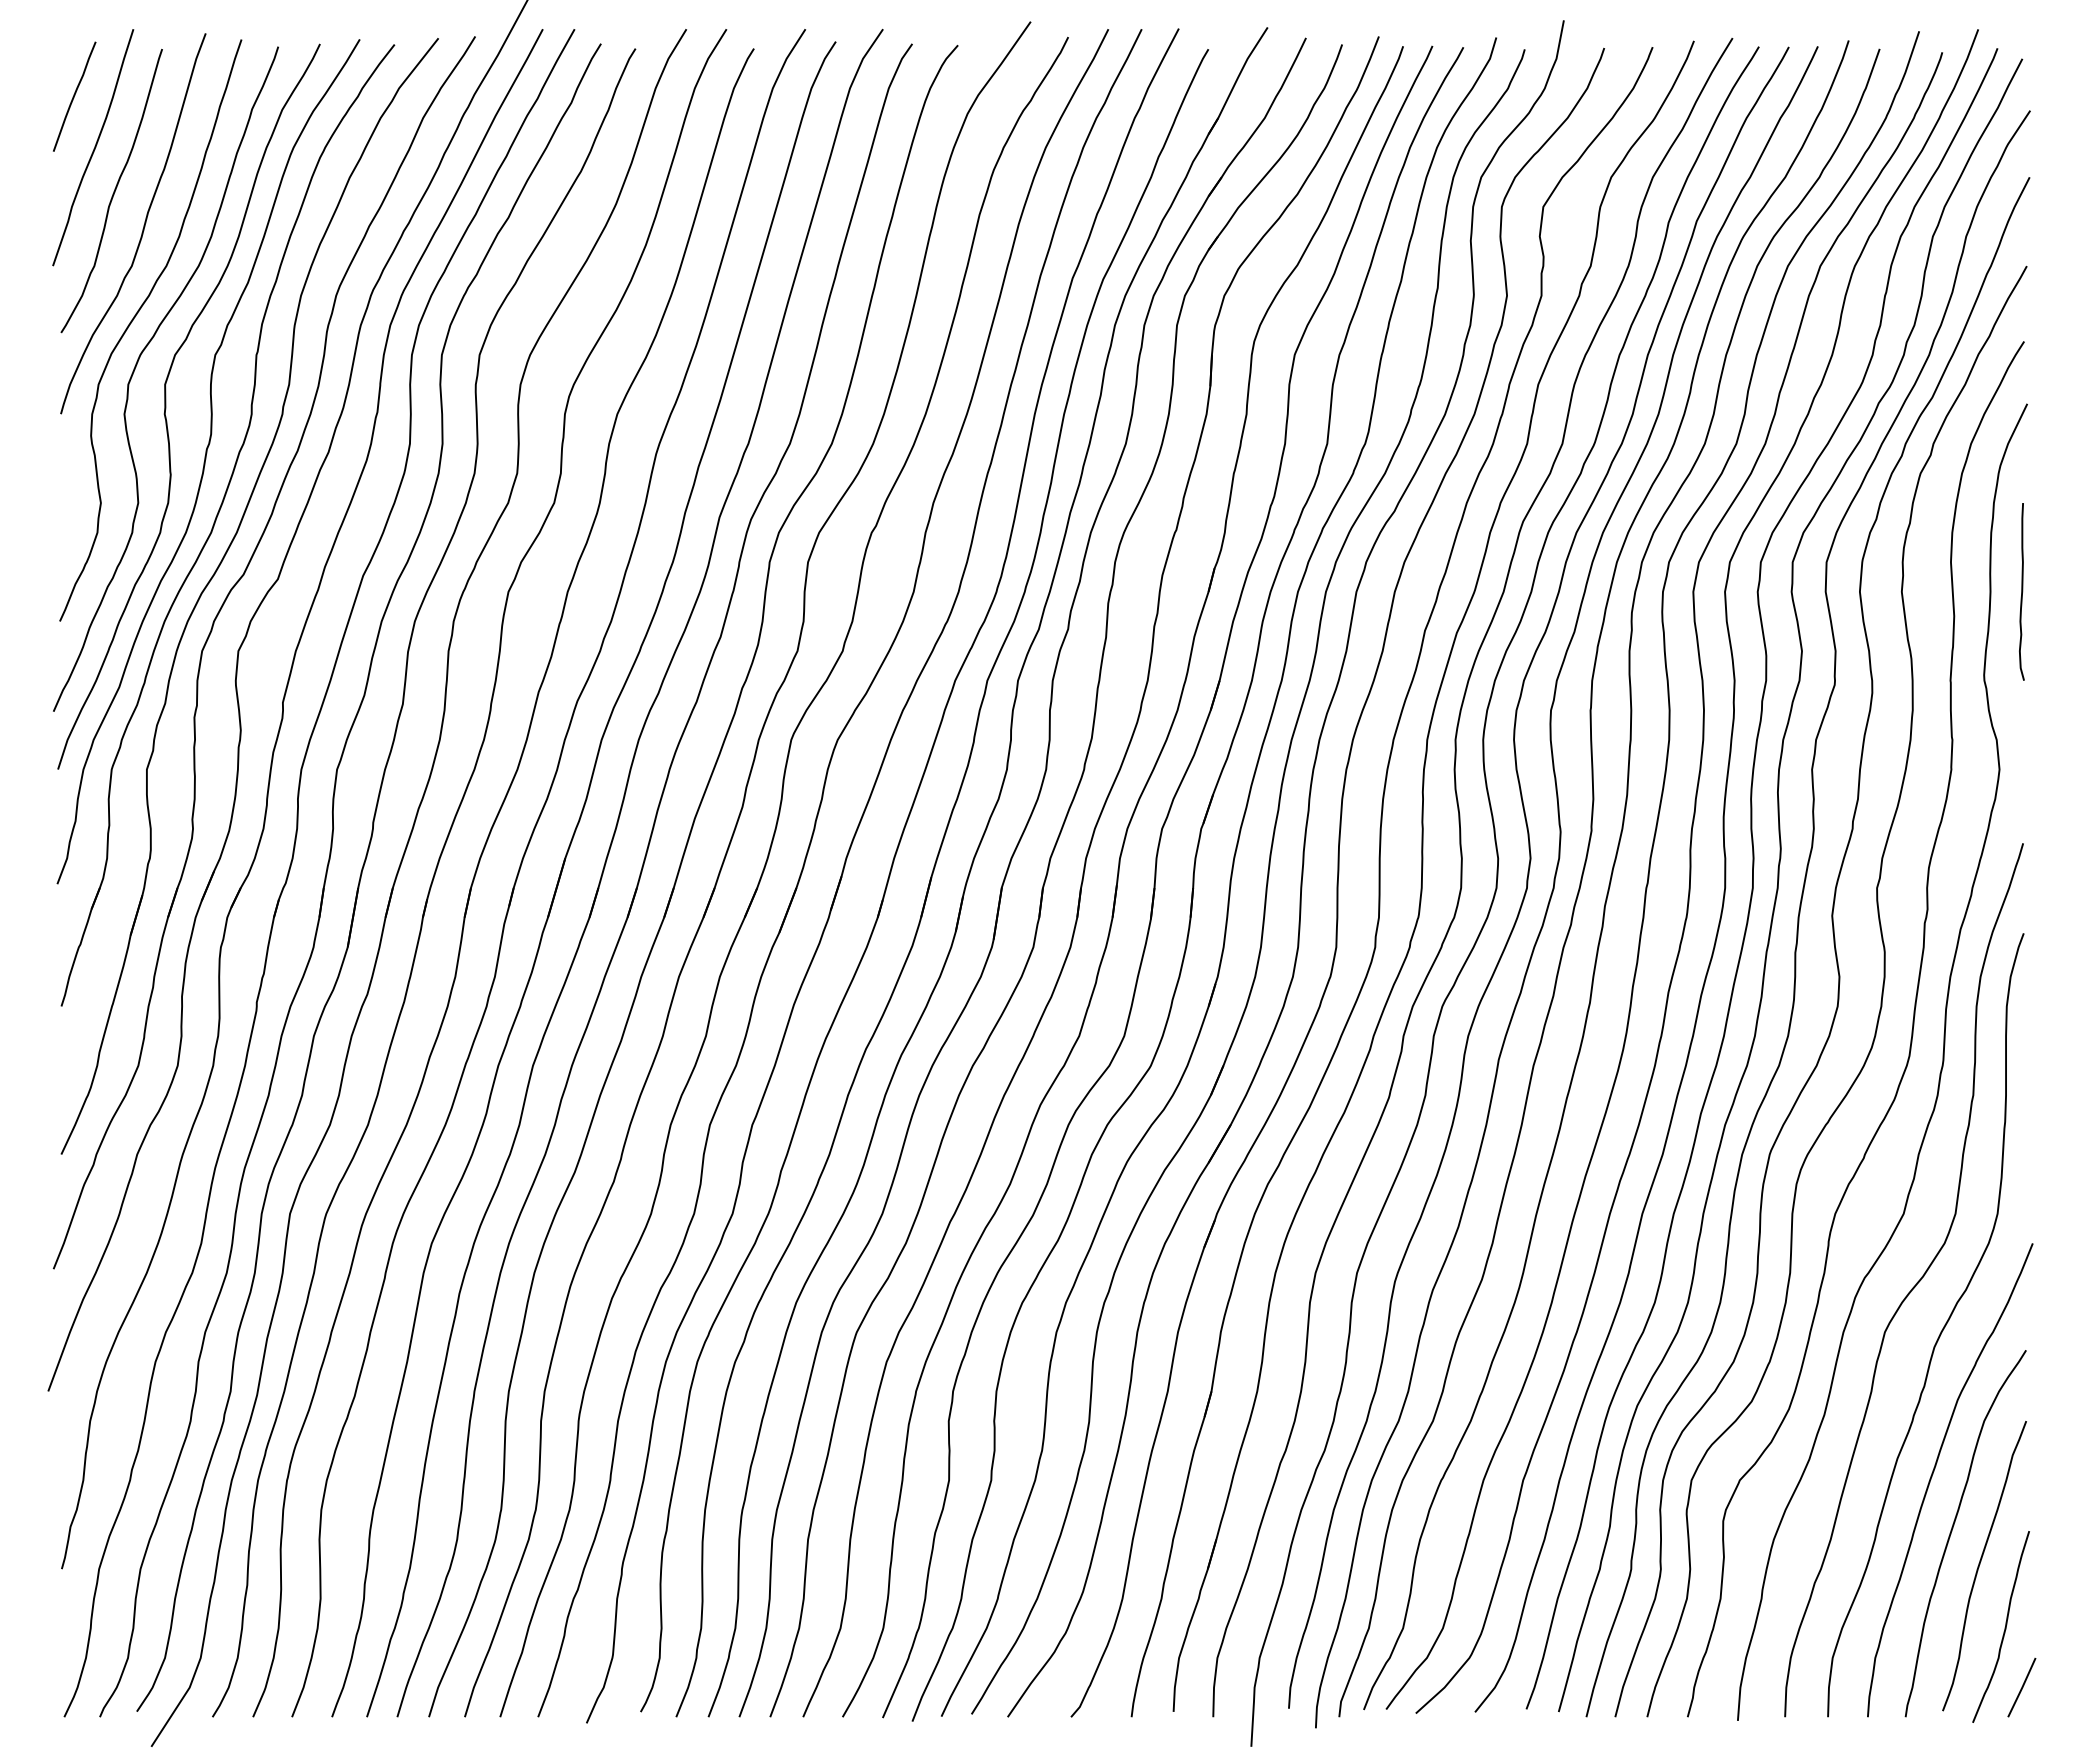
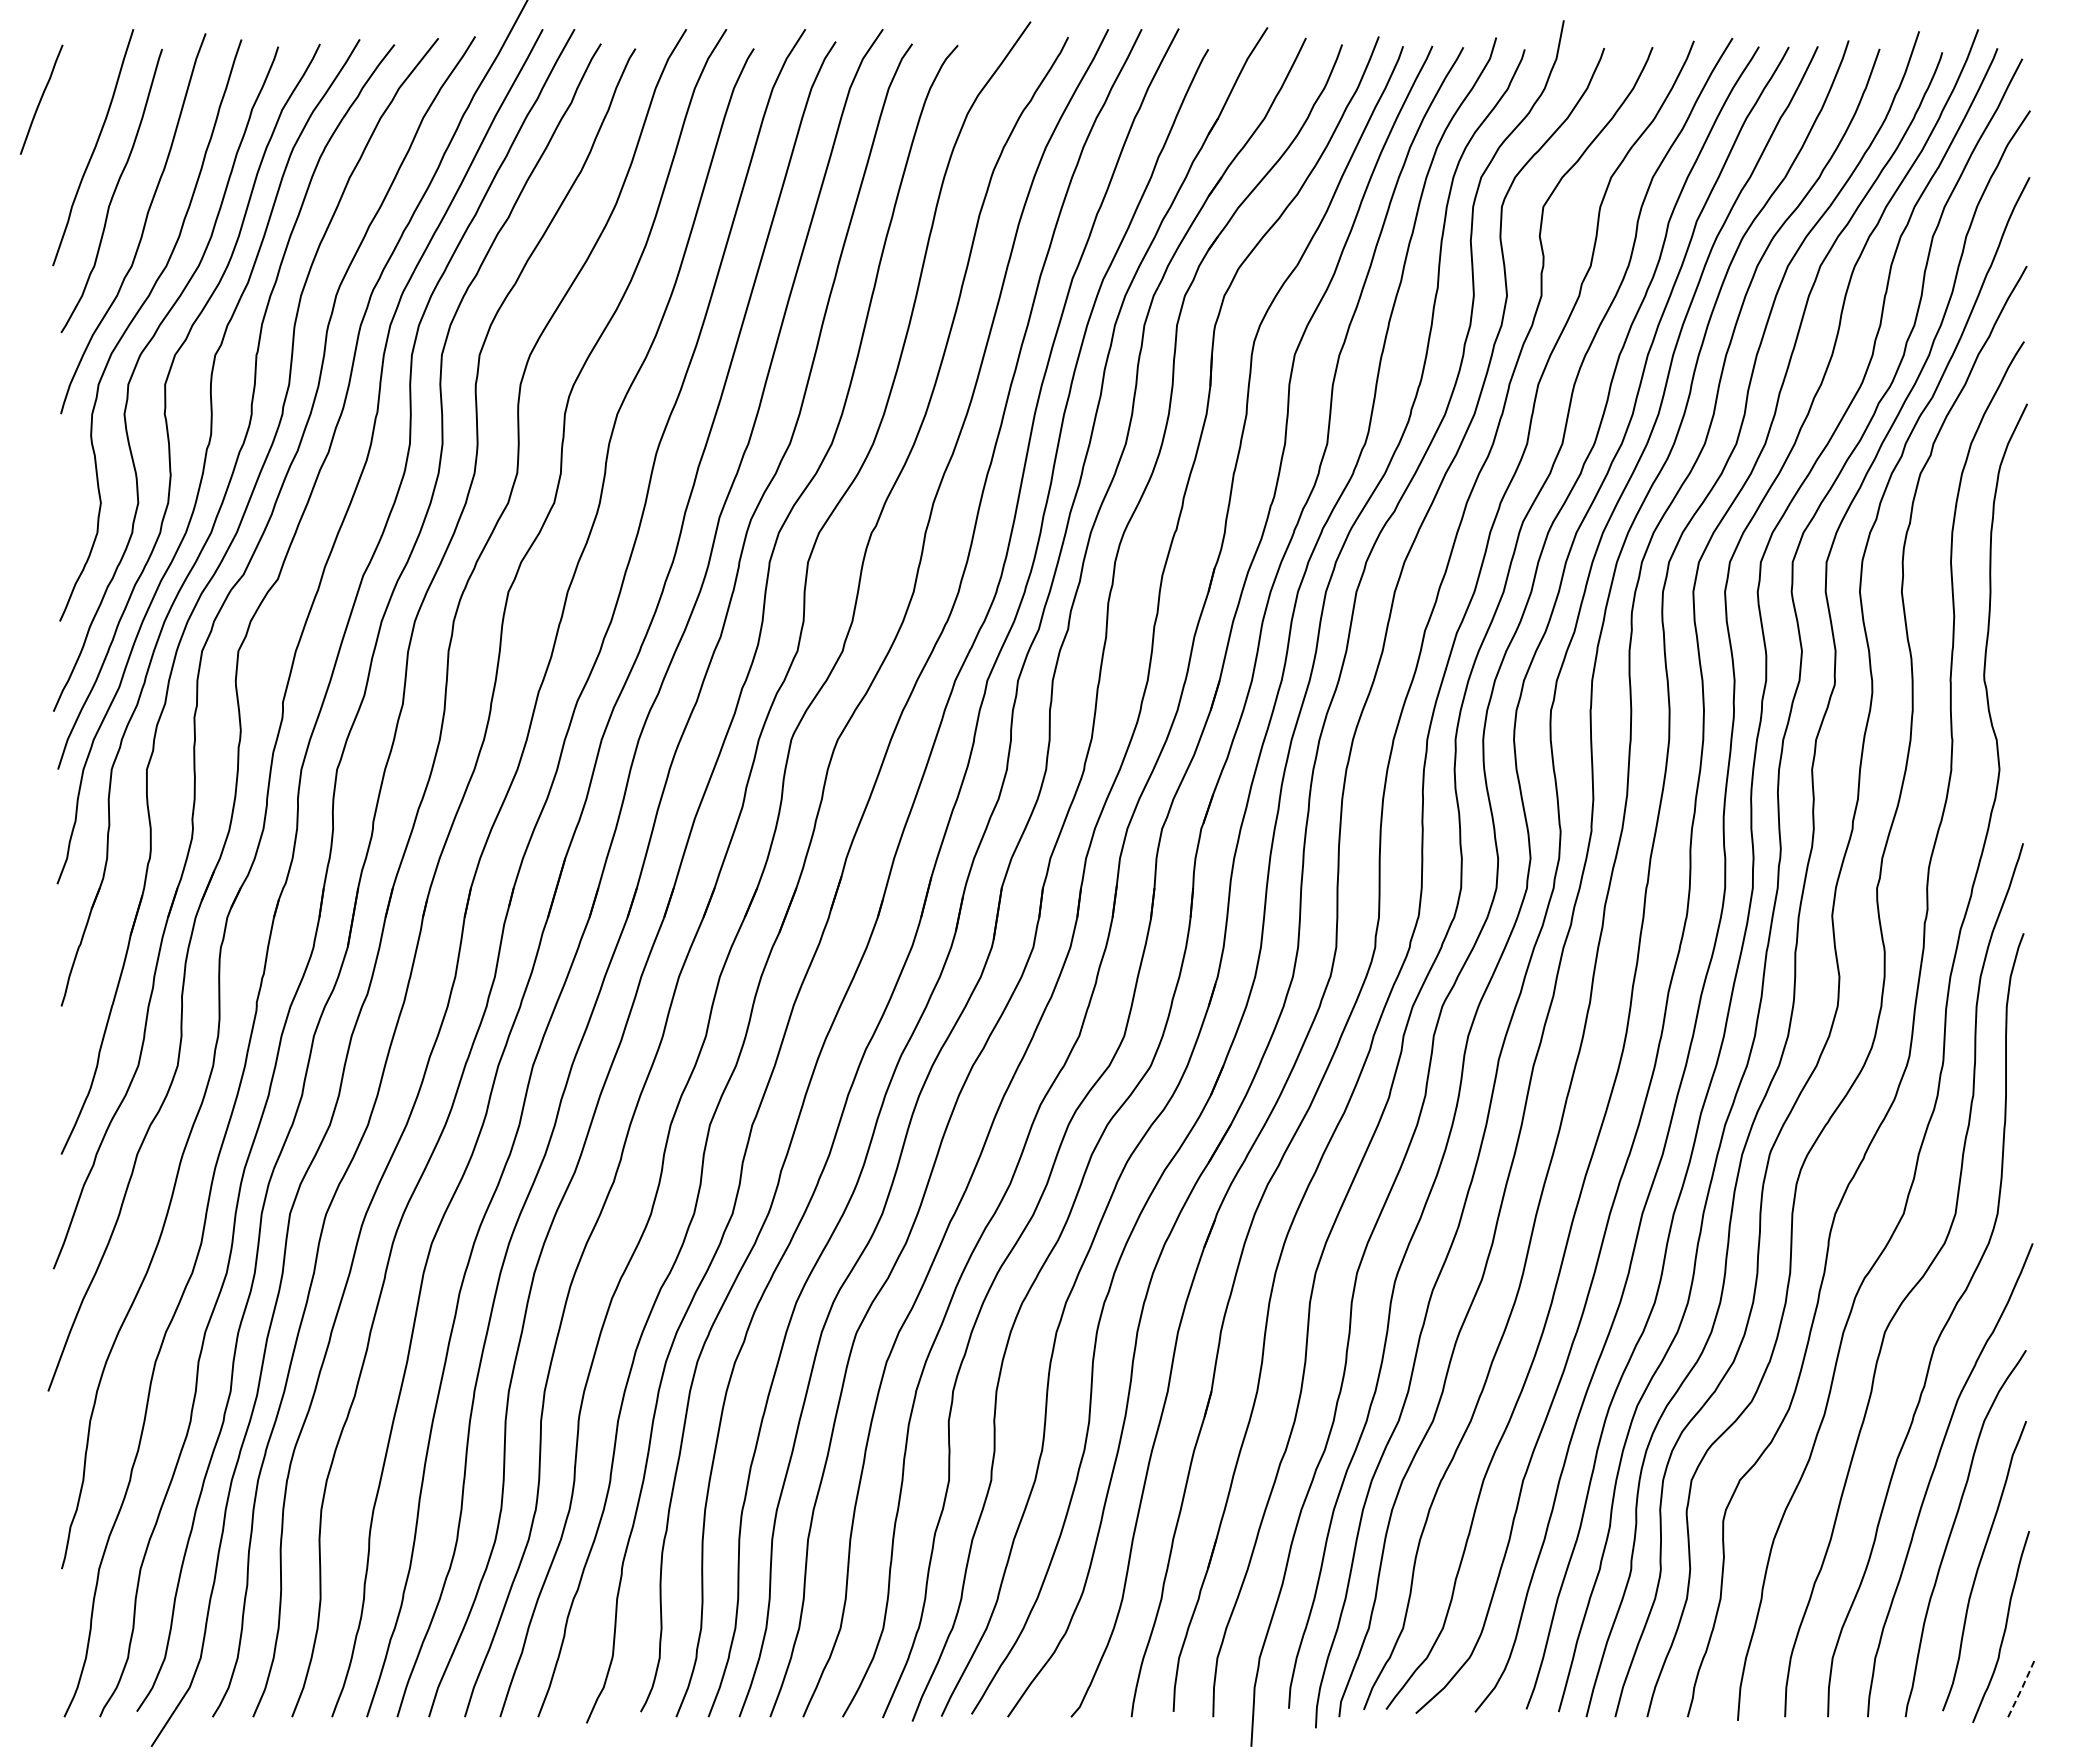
curve position: (74, 96) -> (41, 99) (41, 99)
curve: present -> none (2021, 591)
line: solid -> dashed (2022, 1687)
